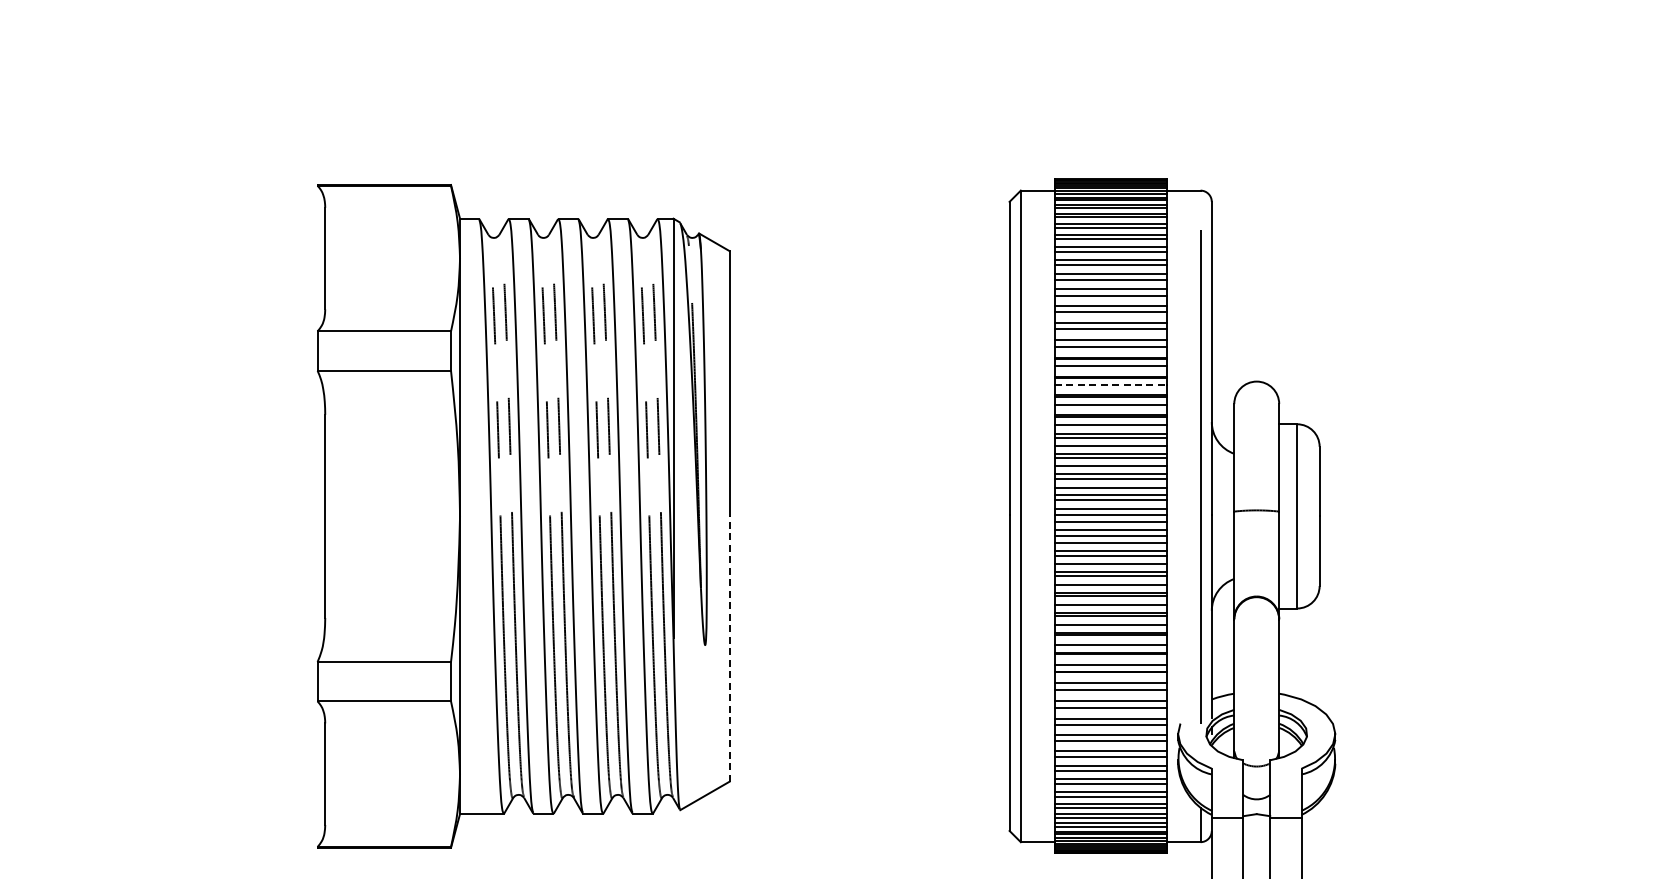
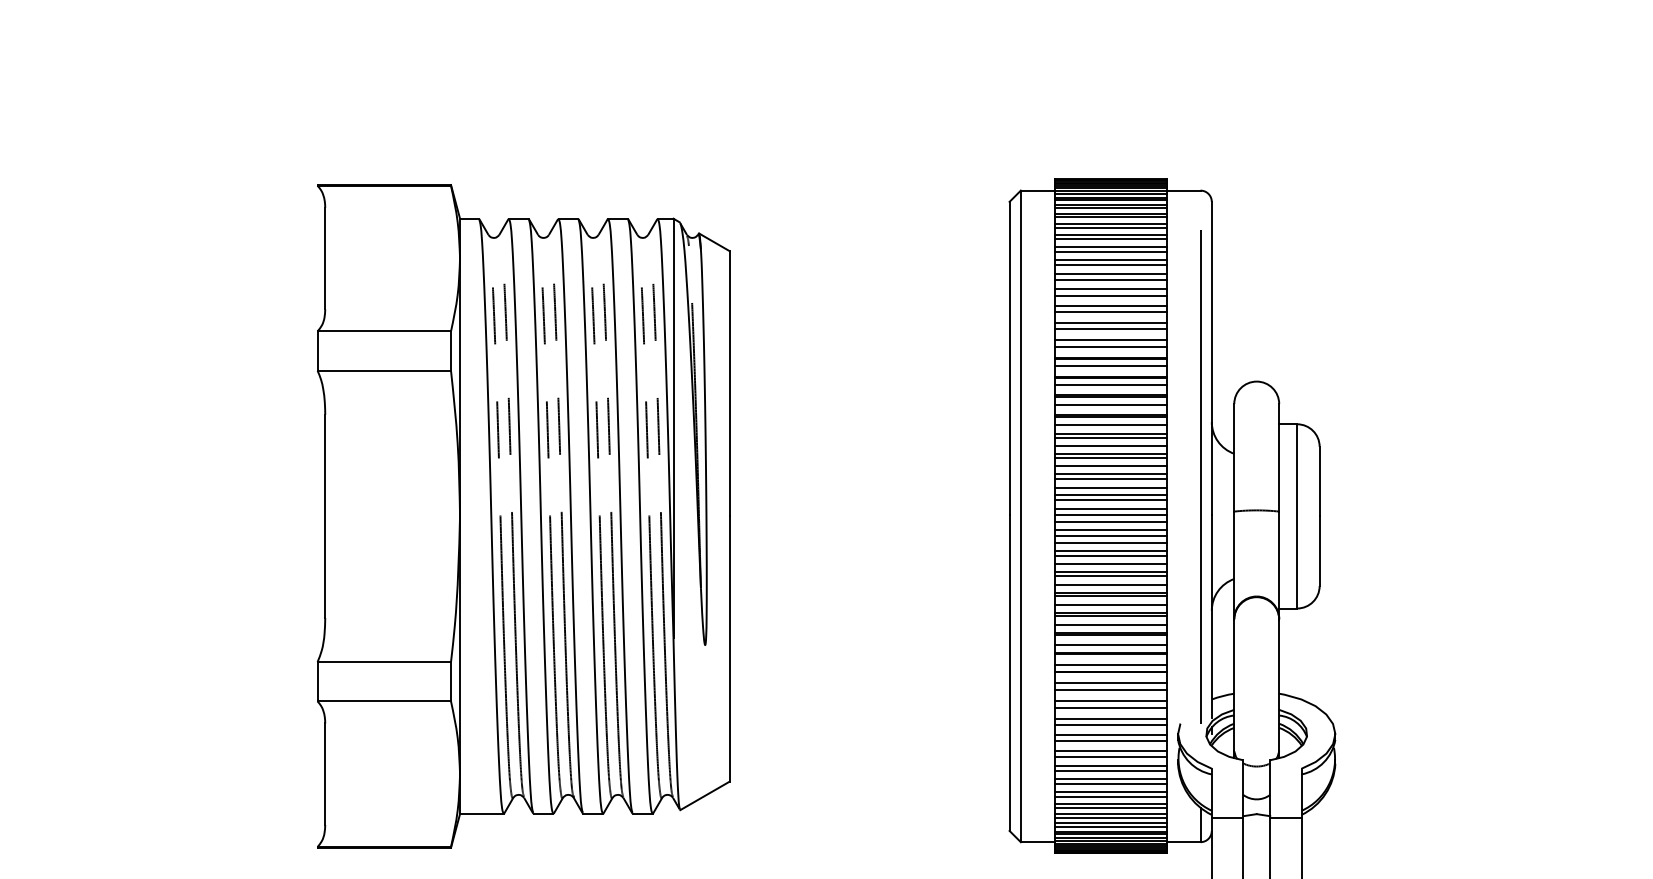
line: dashed -> solid (1111, 385)
line: dashed -> solid (729, 649)
